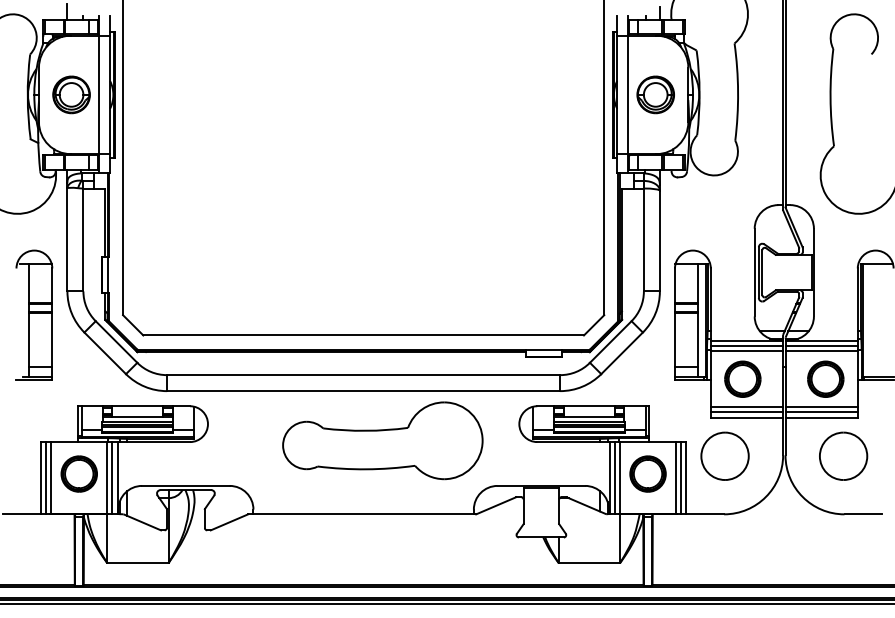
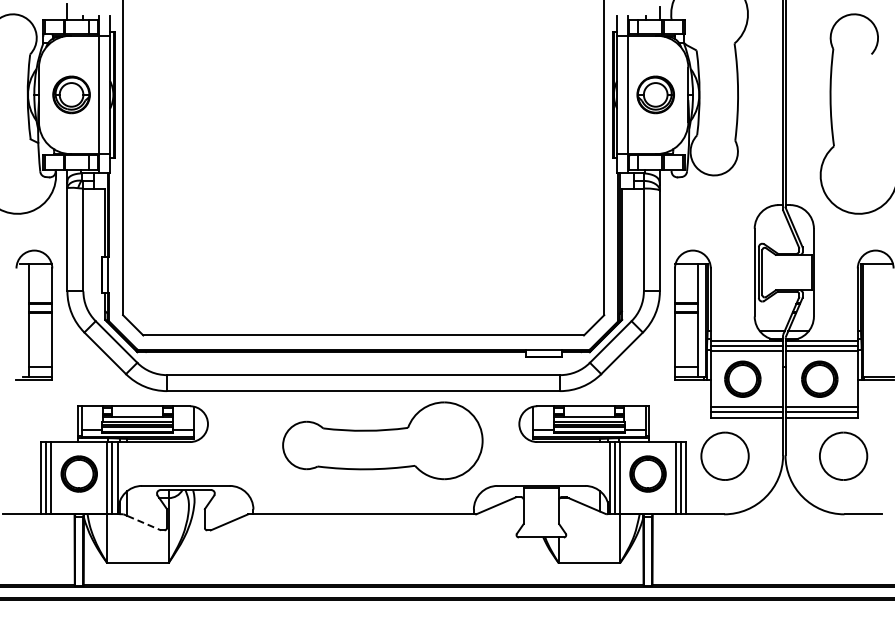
part position: (825, 378) -> (819, 378) (819, 378)
line: solid -> dashed (144, 523)
line: present -> none (446, 604)
